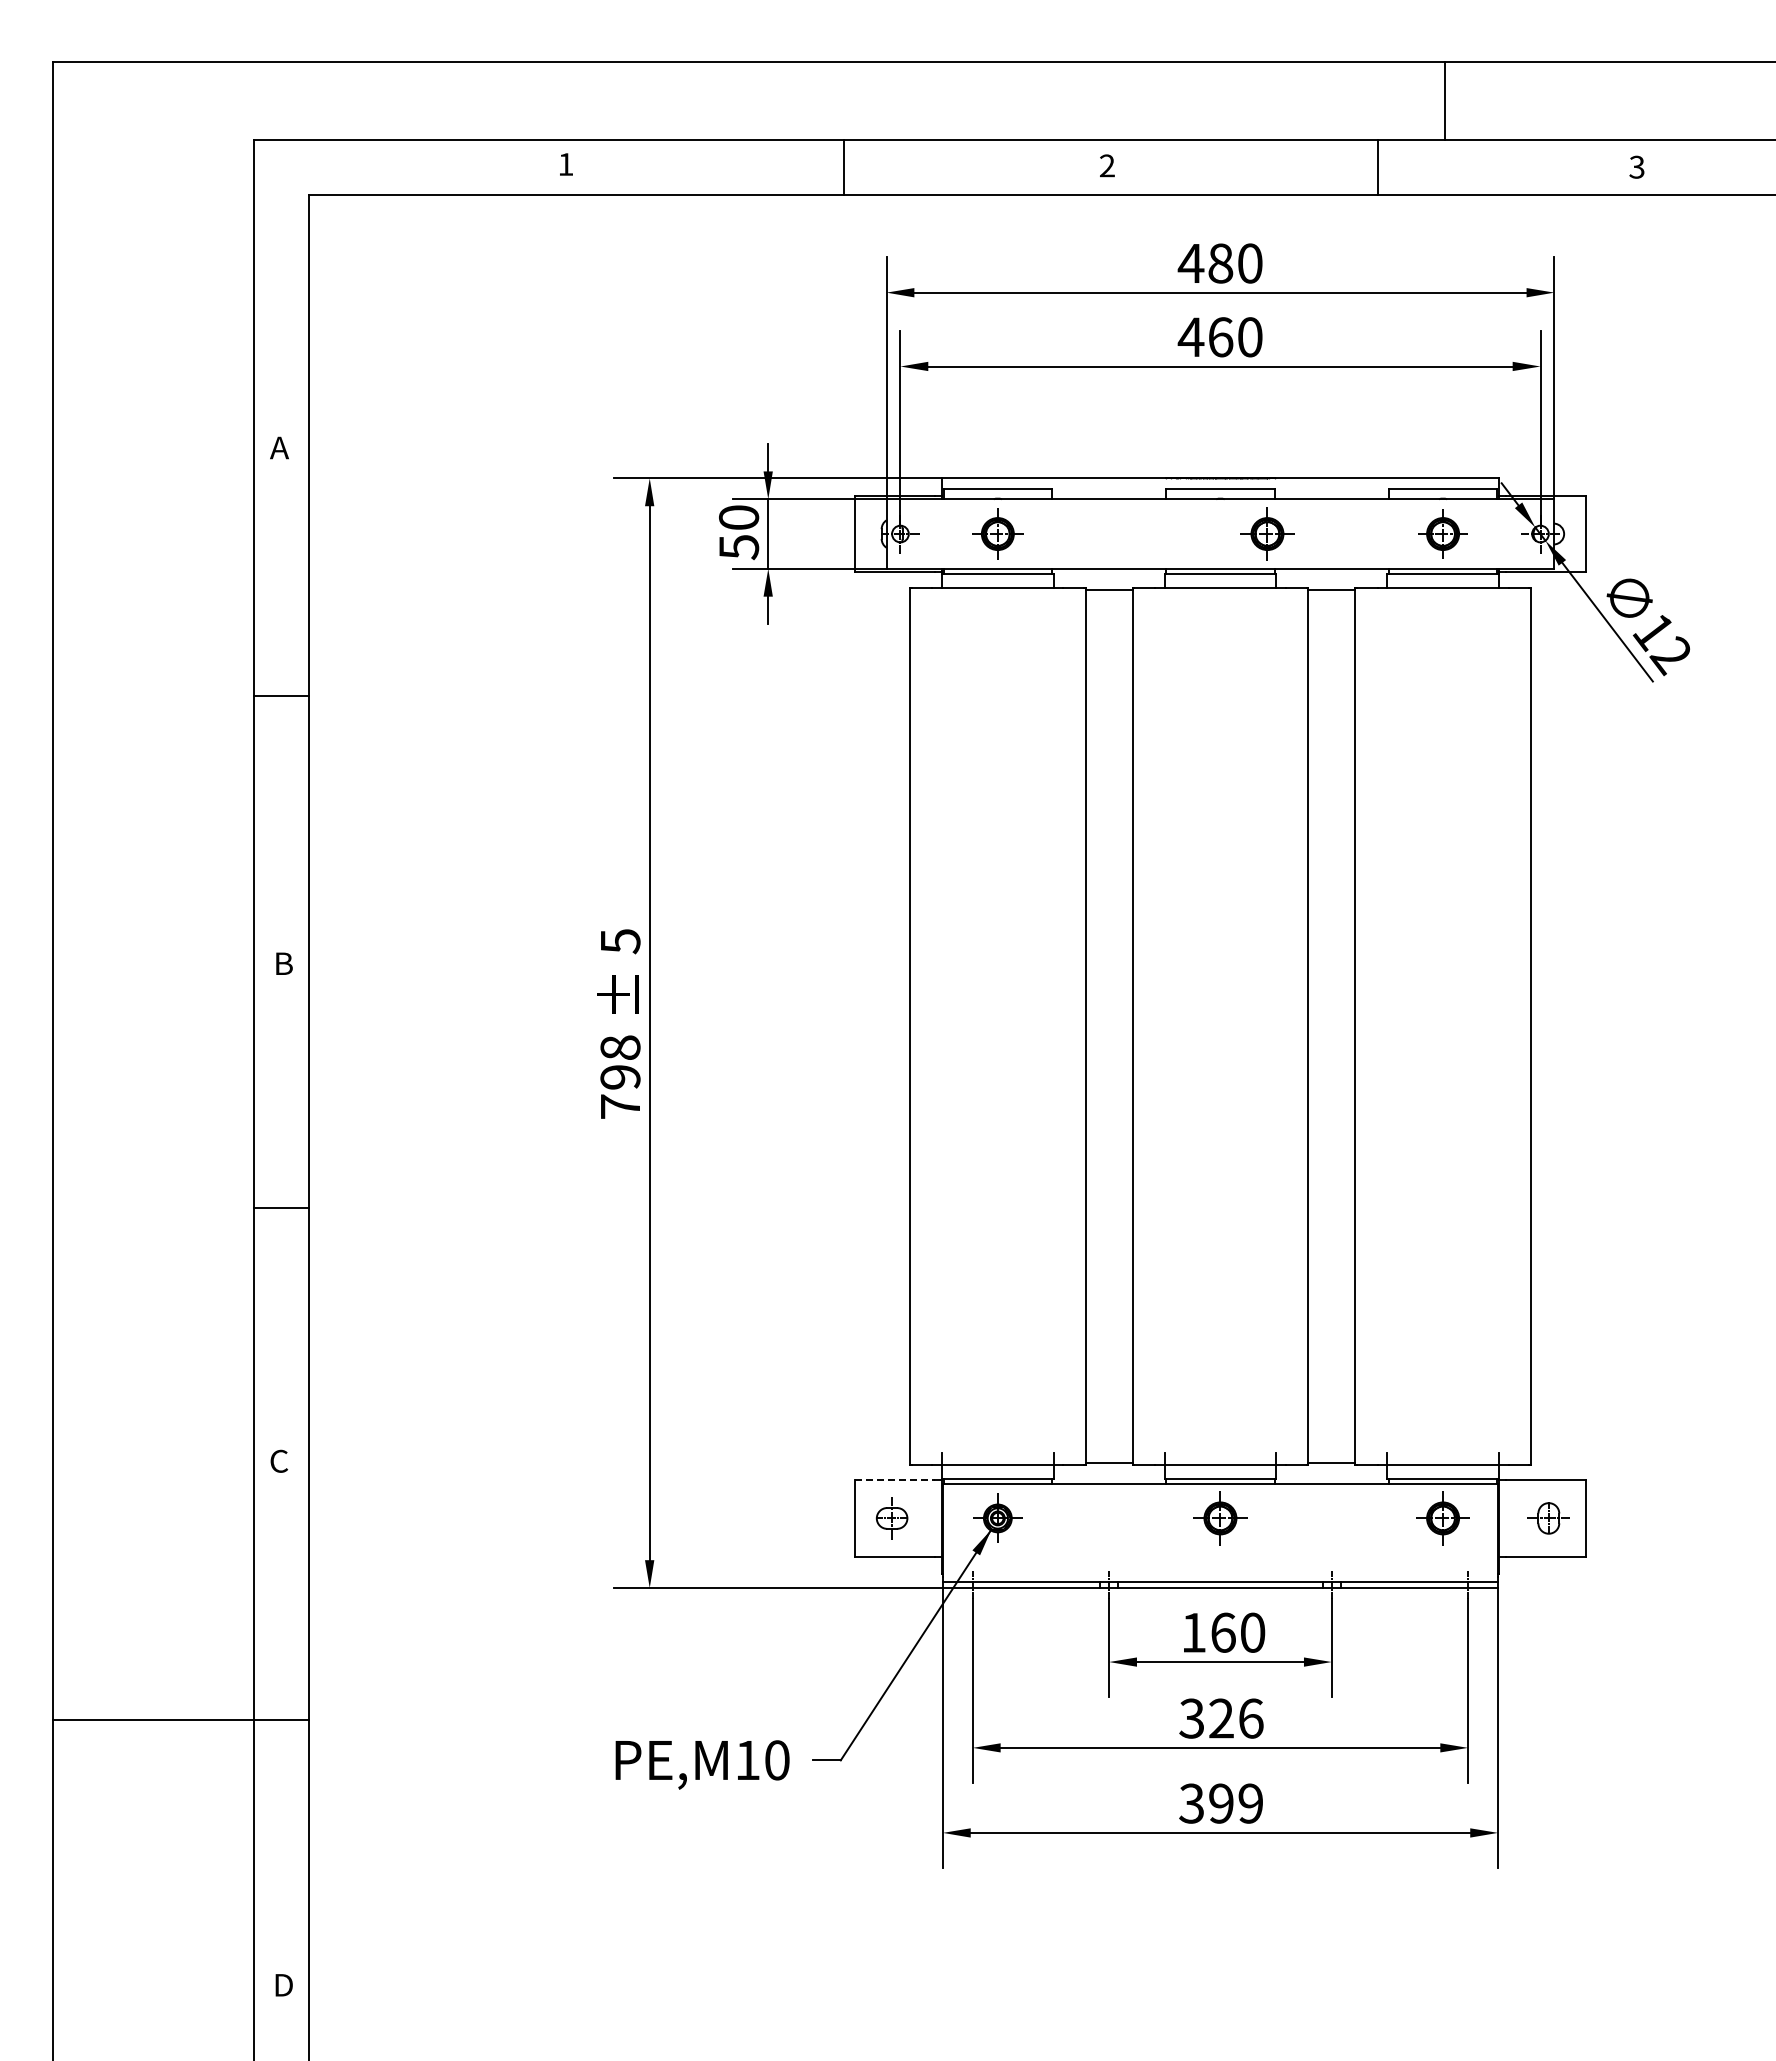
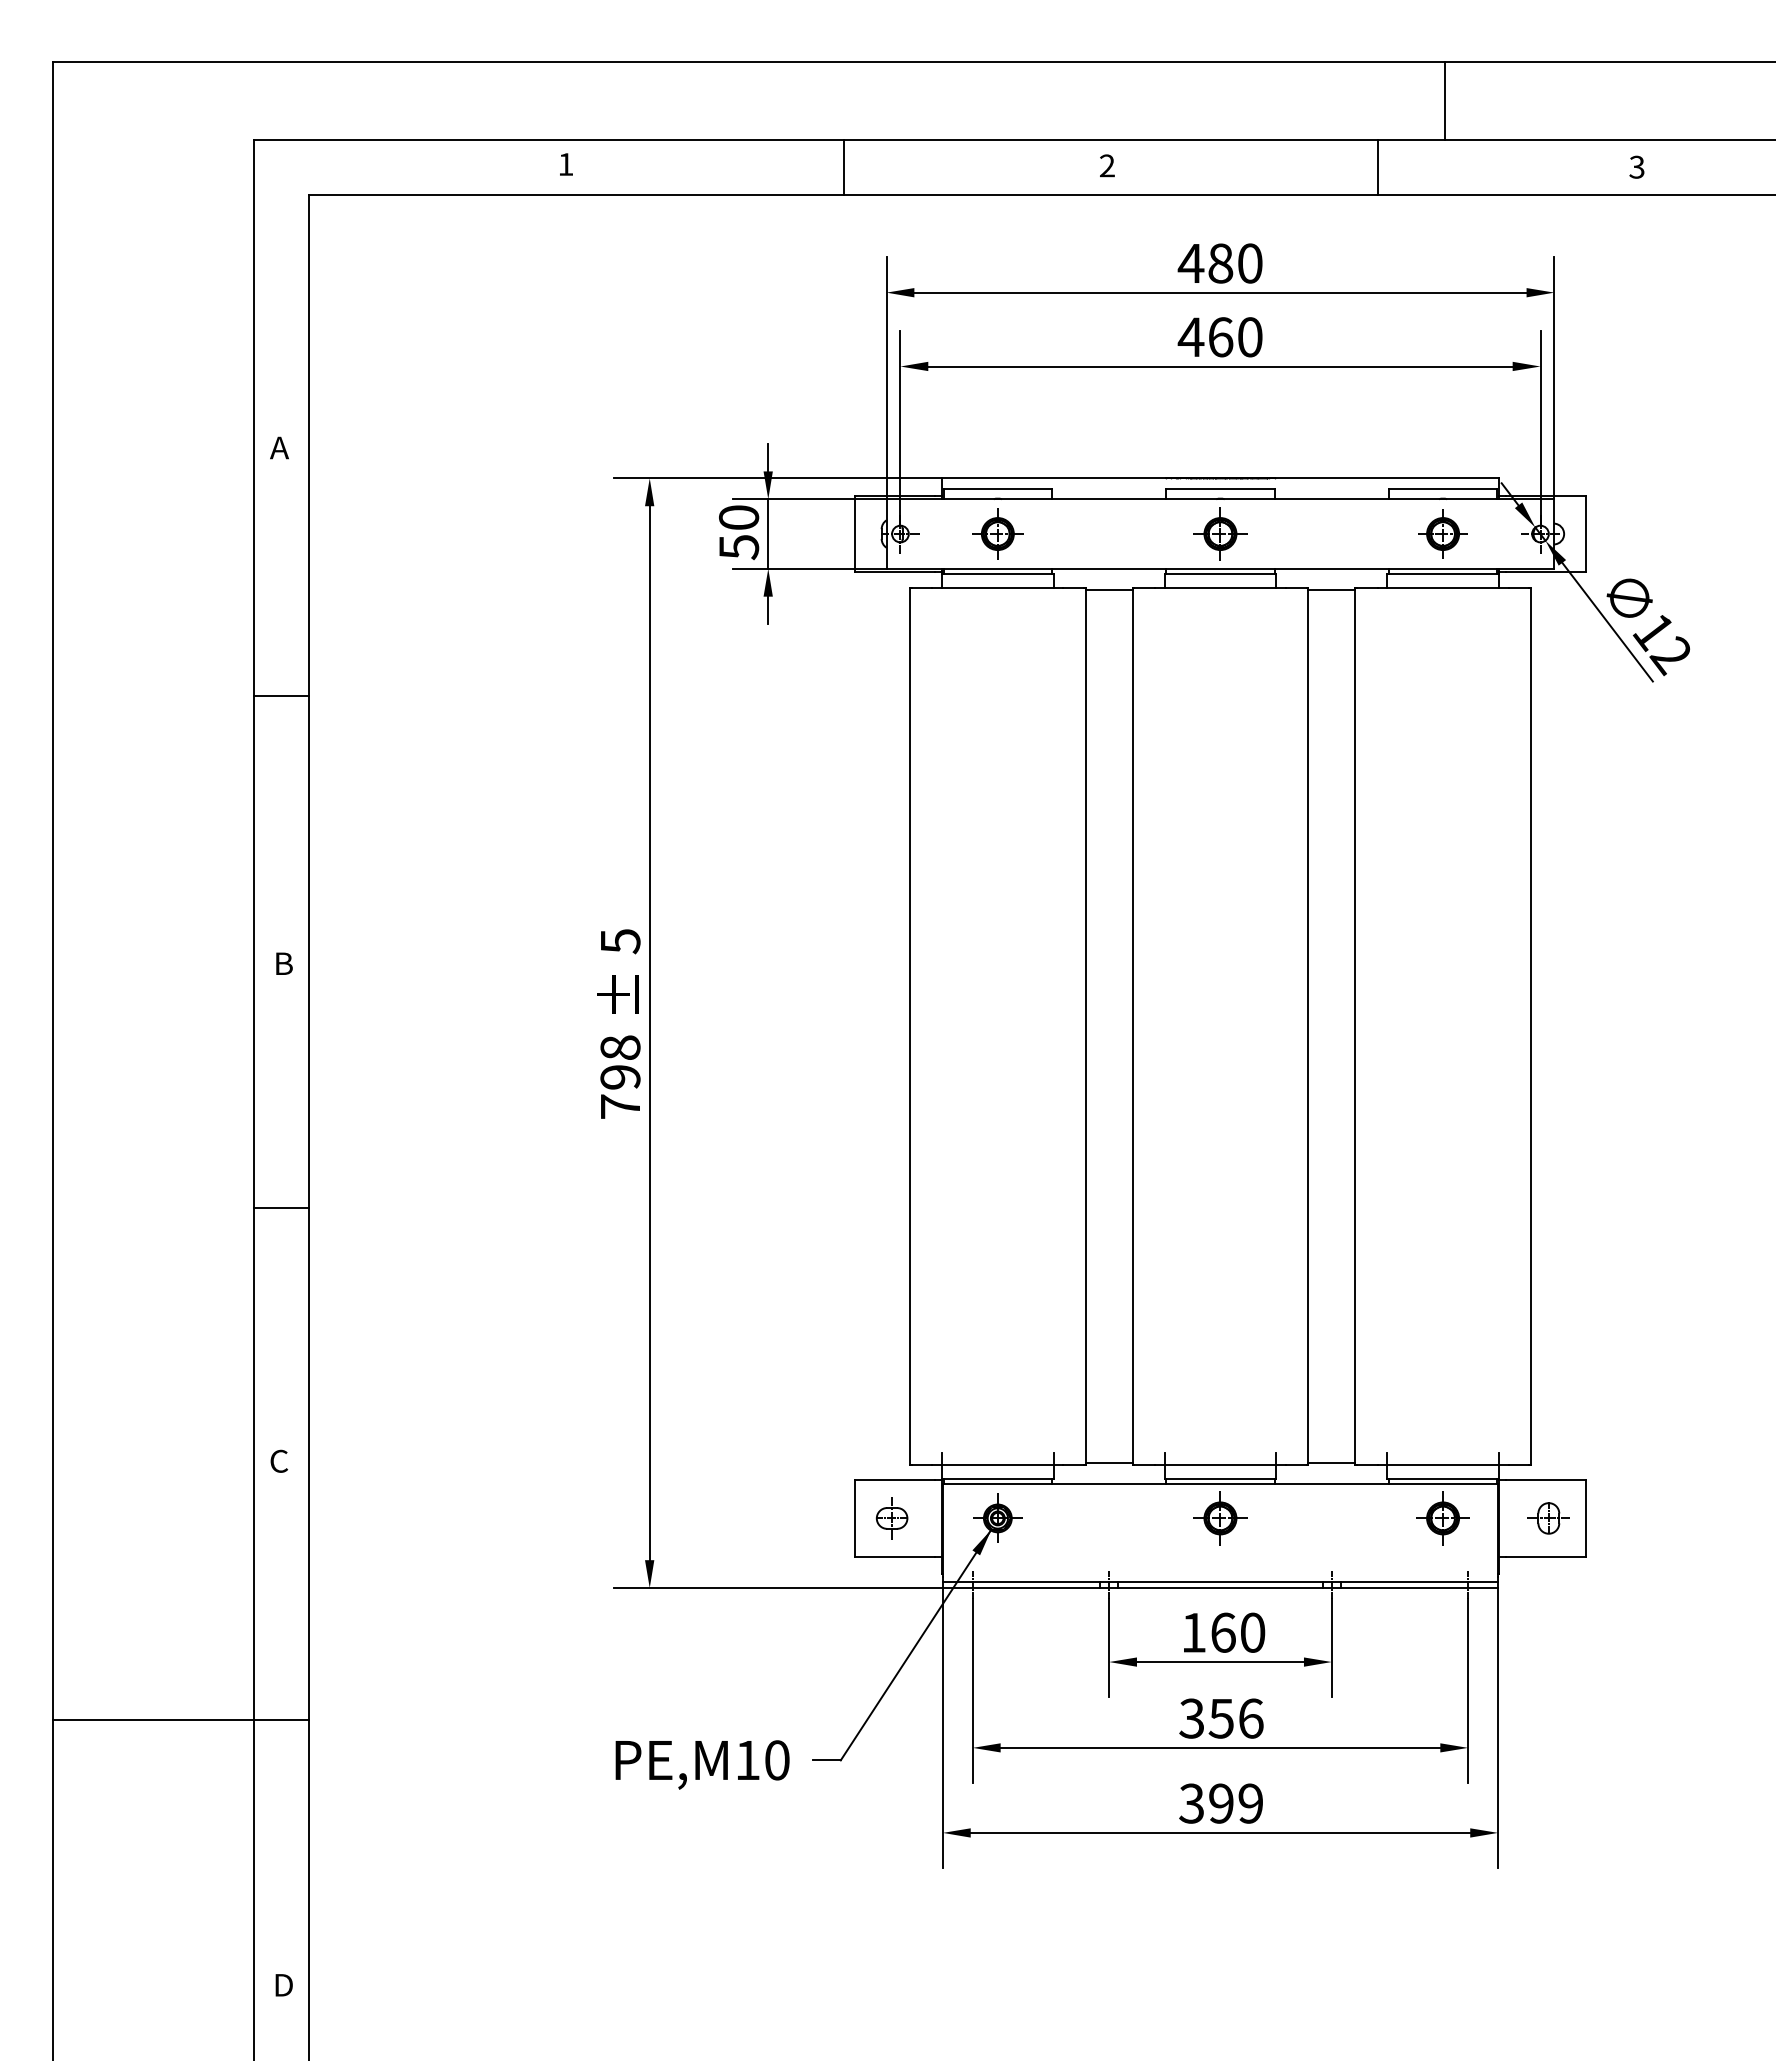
part position: (1267, 533) -> (1220, 533) (1220, 533)
line: dashed -> solid (895, 1480)
text: 326 -> 356 (1220, 1718)
